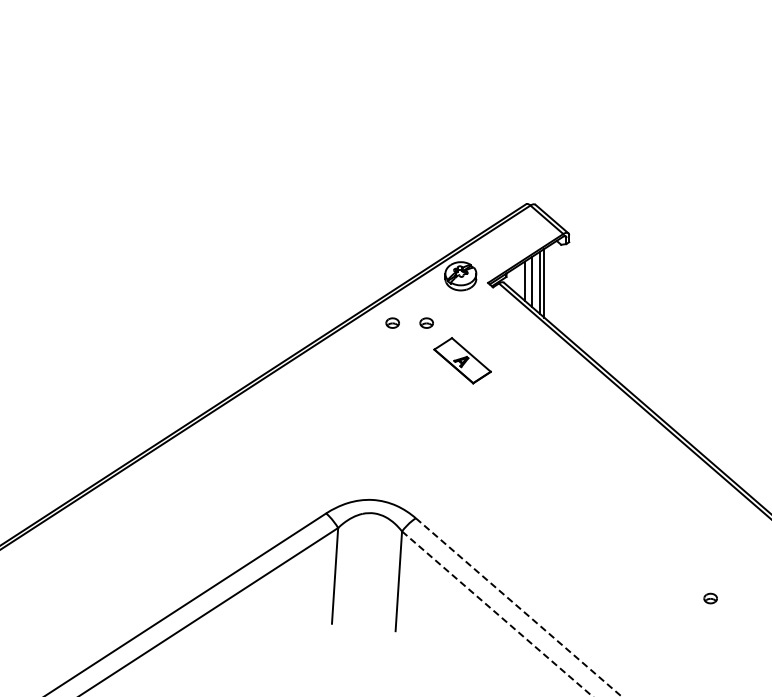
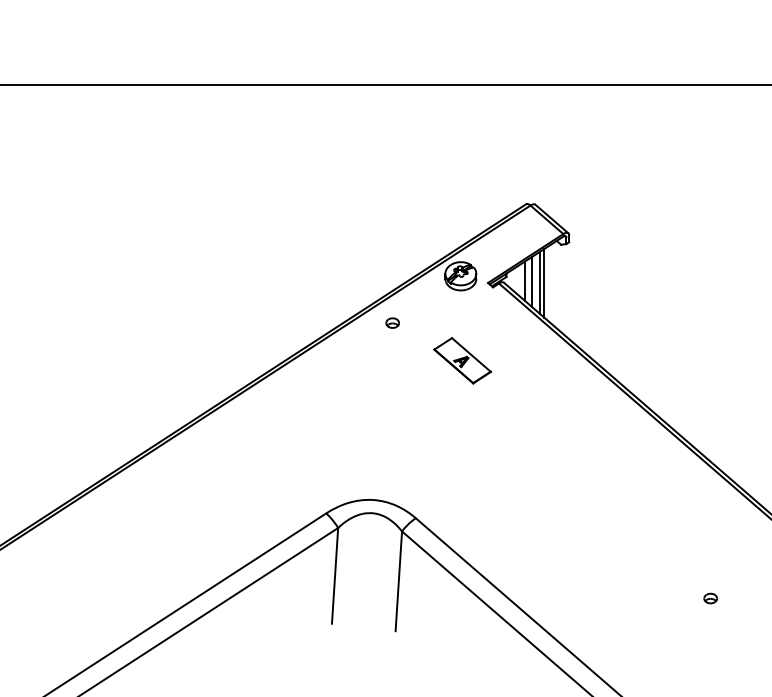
line: none -> present (385, 84)
part: present -> none (426, 322)
line: dashed -> solid (519, 607)
line: dashed -> solid (497, 614)
